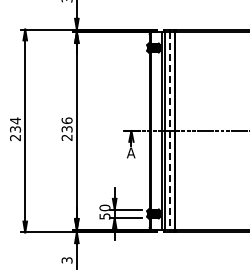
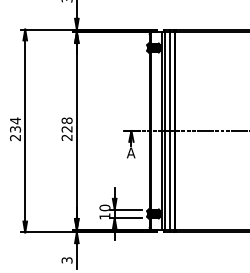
text: 236 -> 228 (66, 124)
line: dashed -> solid (170, 131)
text: 50 -> 10 (104, 216)
